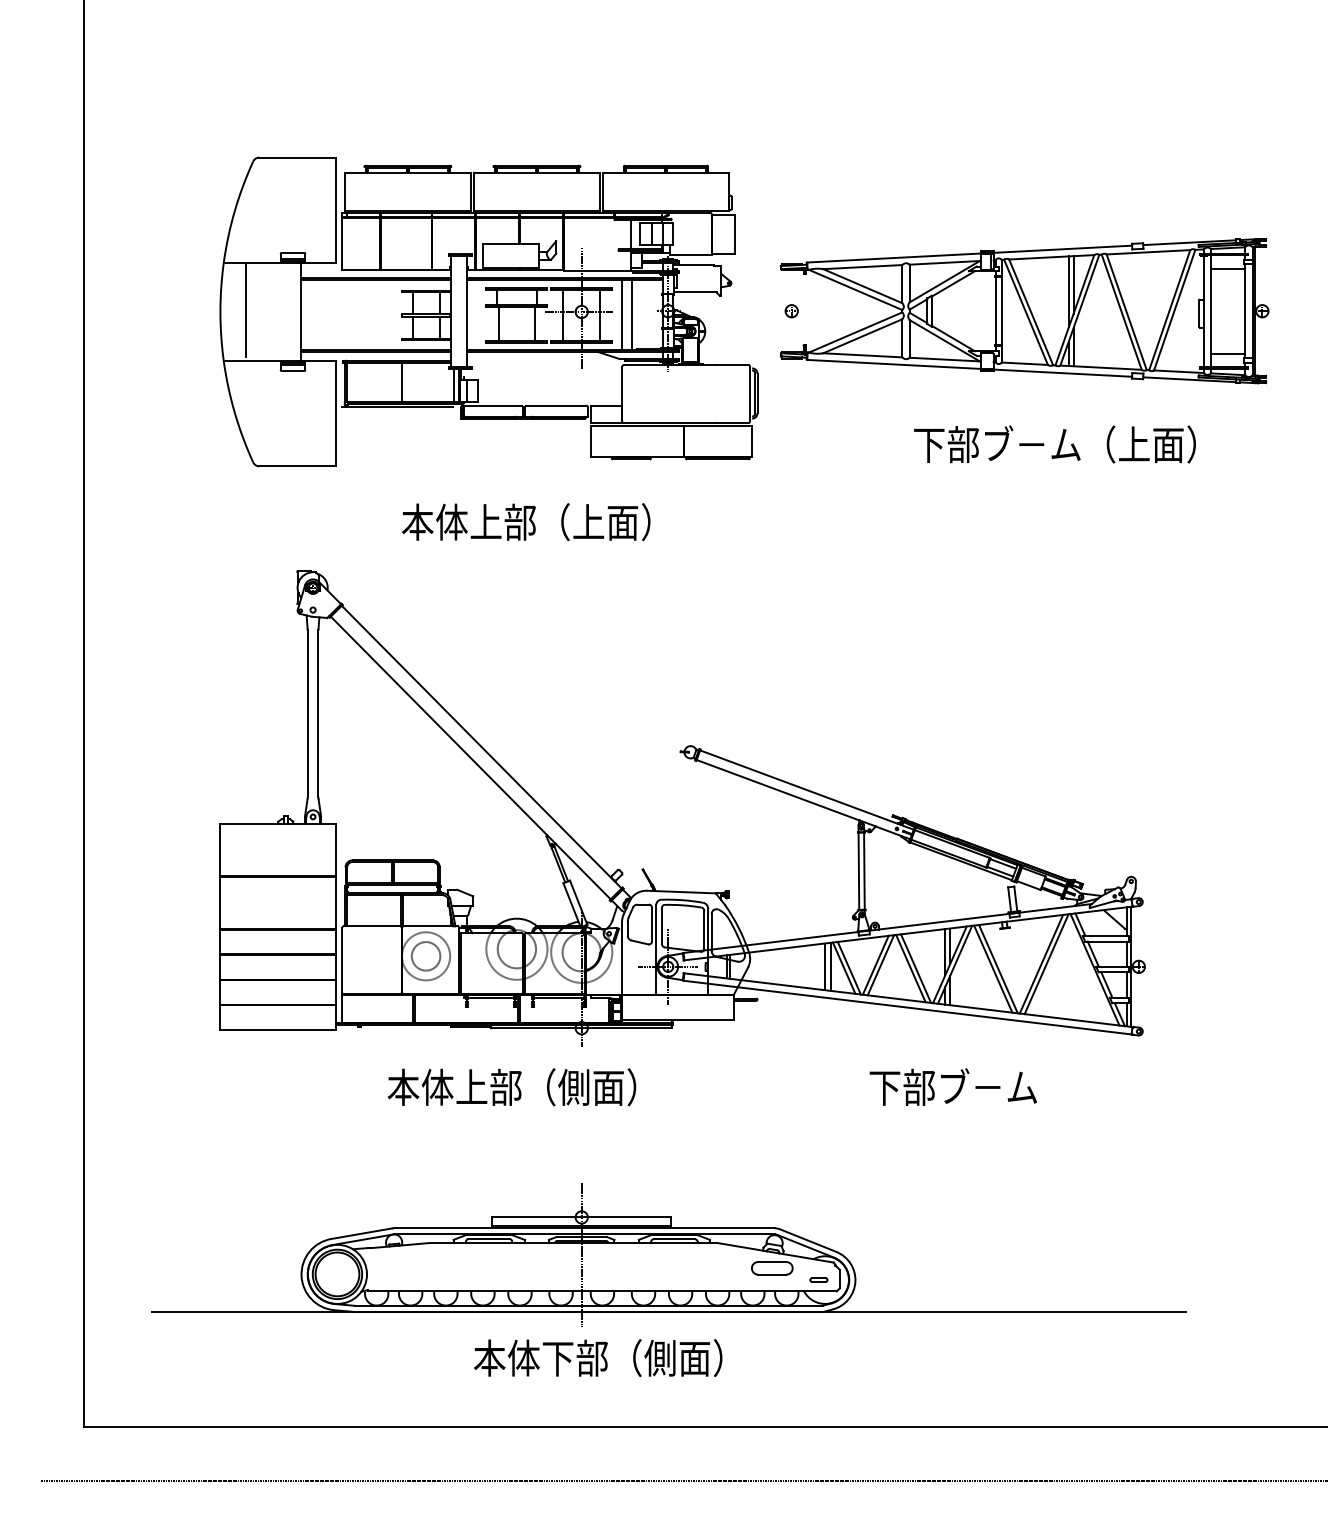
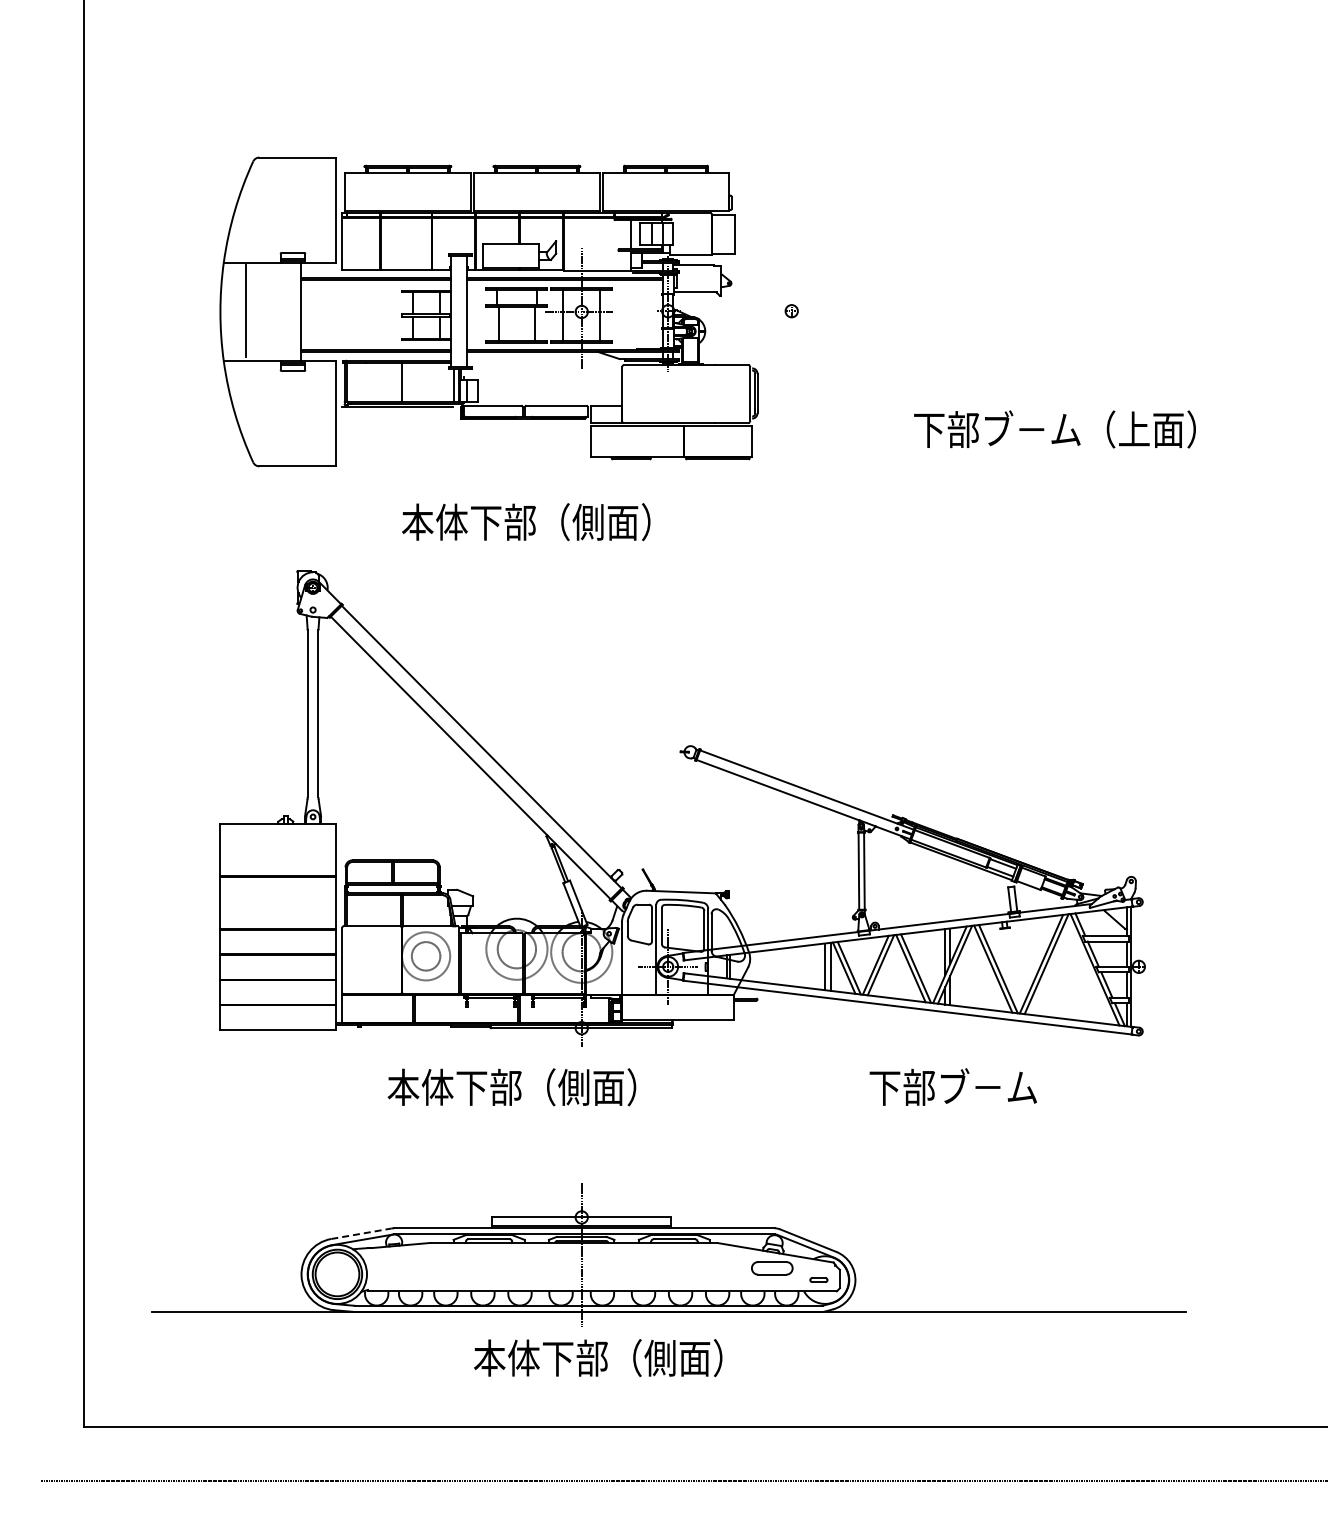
part: present -> none (1024, 311)
line: present -> none (621, 315)
line: present -> none (631, 315)
text position: (1054, 444) -> (1054, 429) (1054, 429)
text: 本体上部（上面） -> 本体下部（側面） (537, 522)
text: 本体上部（側面） -> 本体下部（側面） (471, 1087)
line: solid -> dashed (361, 1233)
